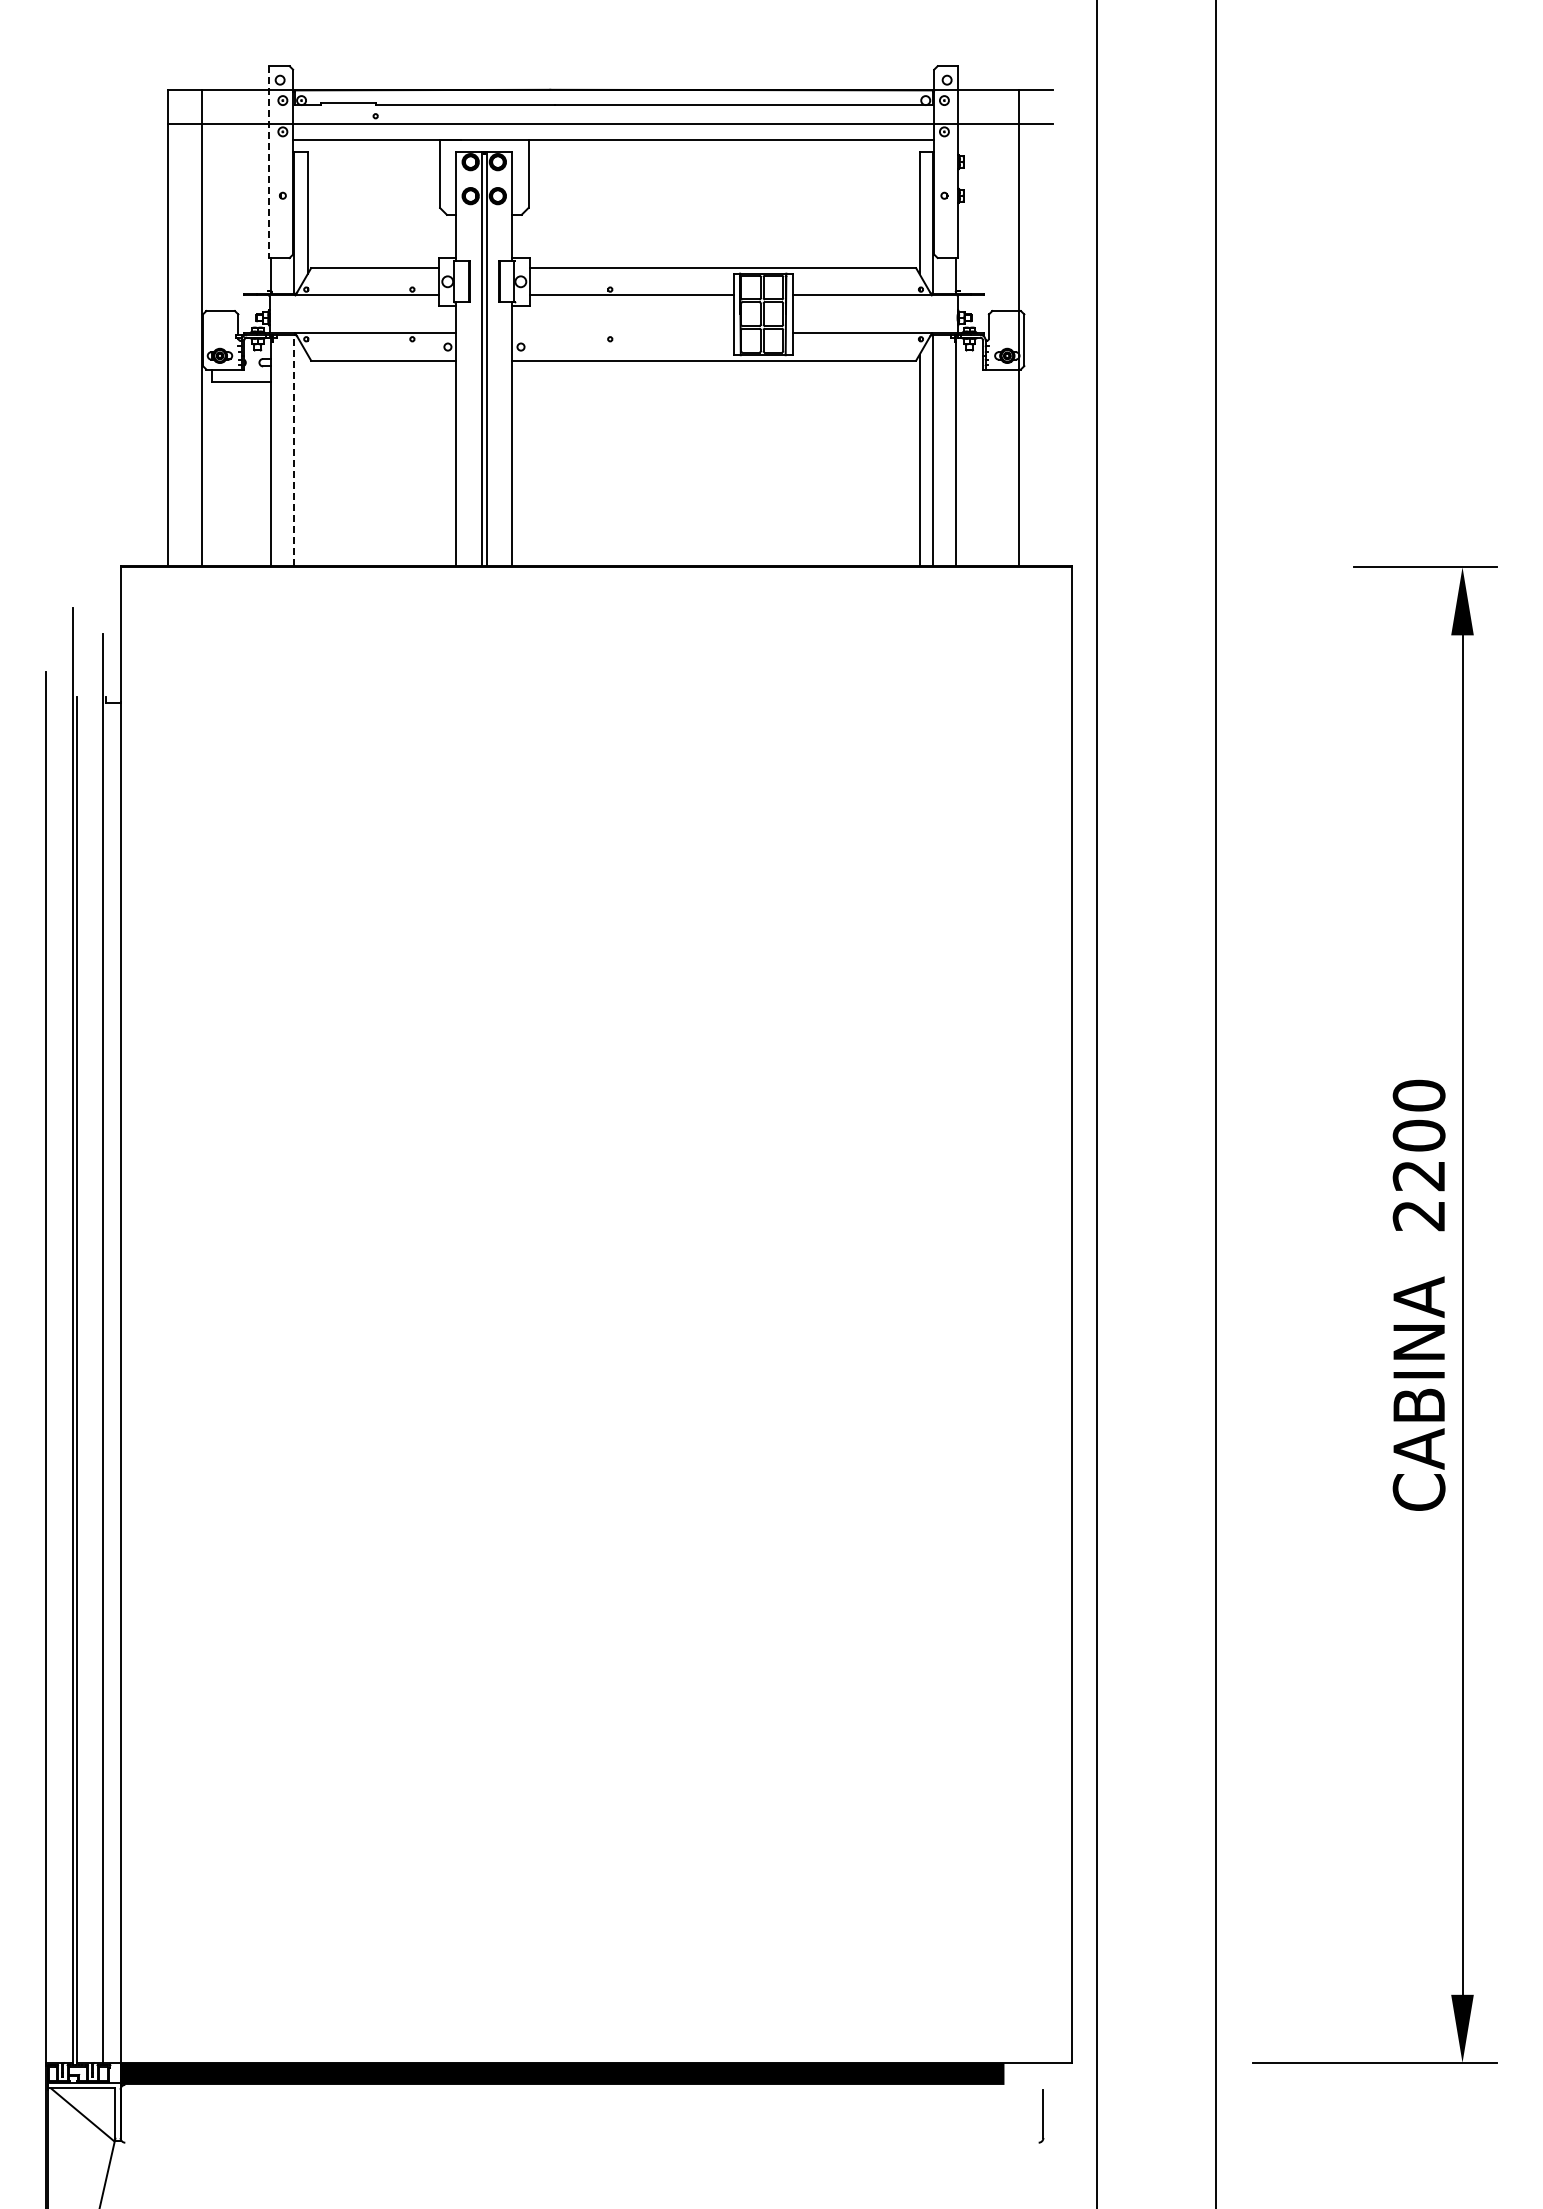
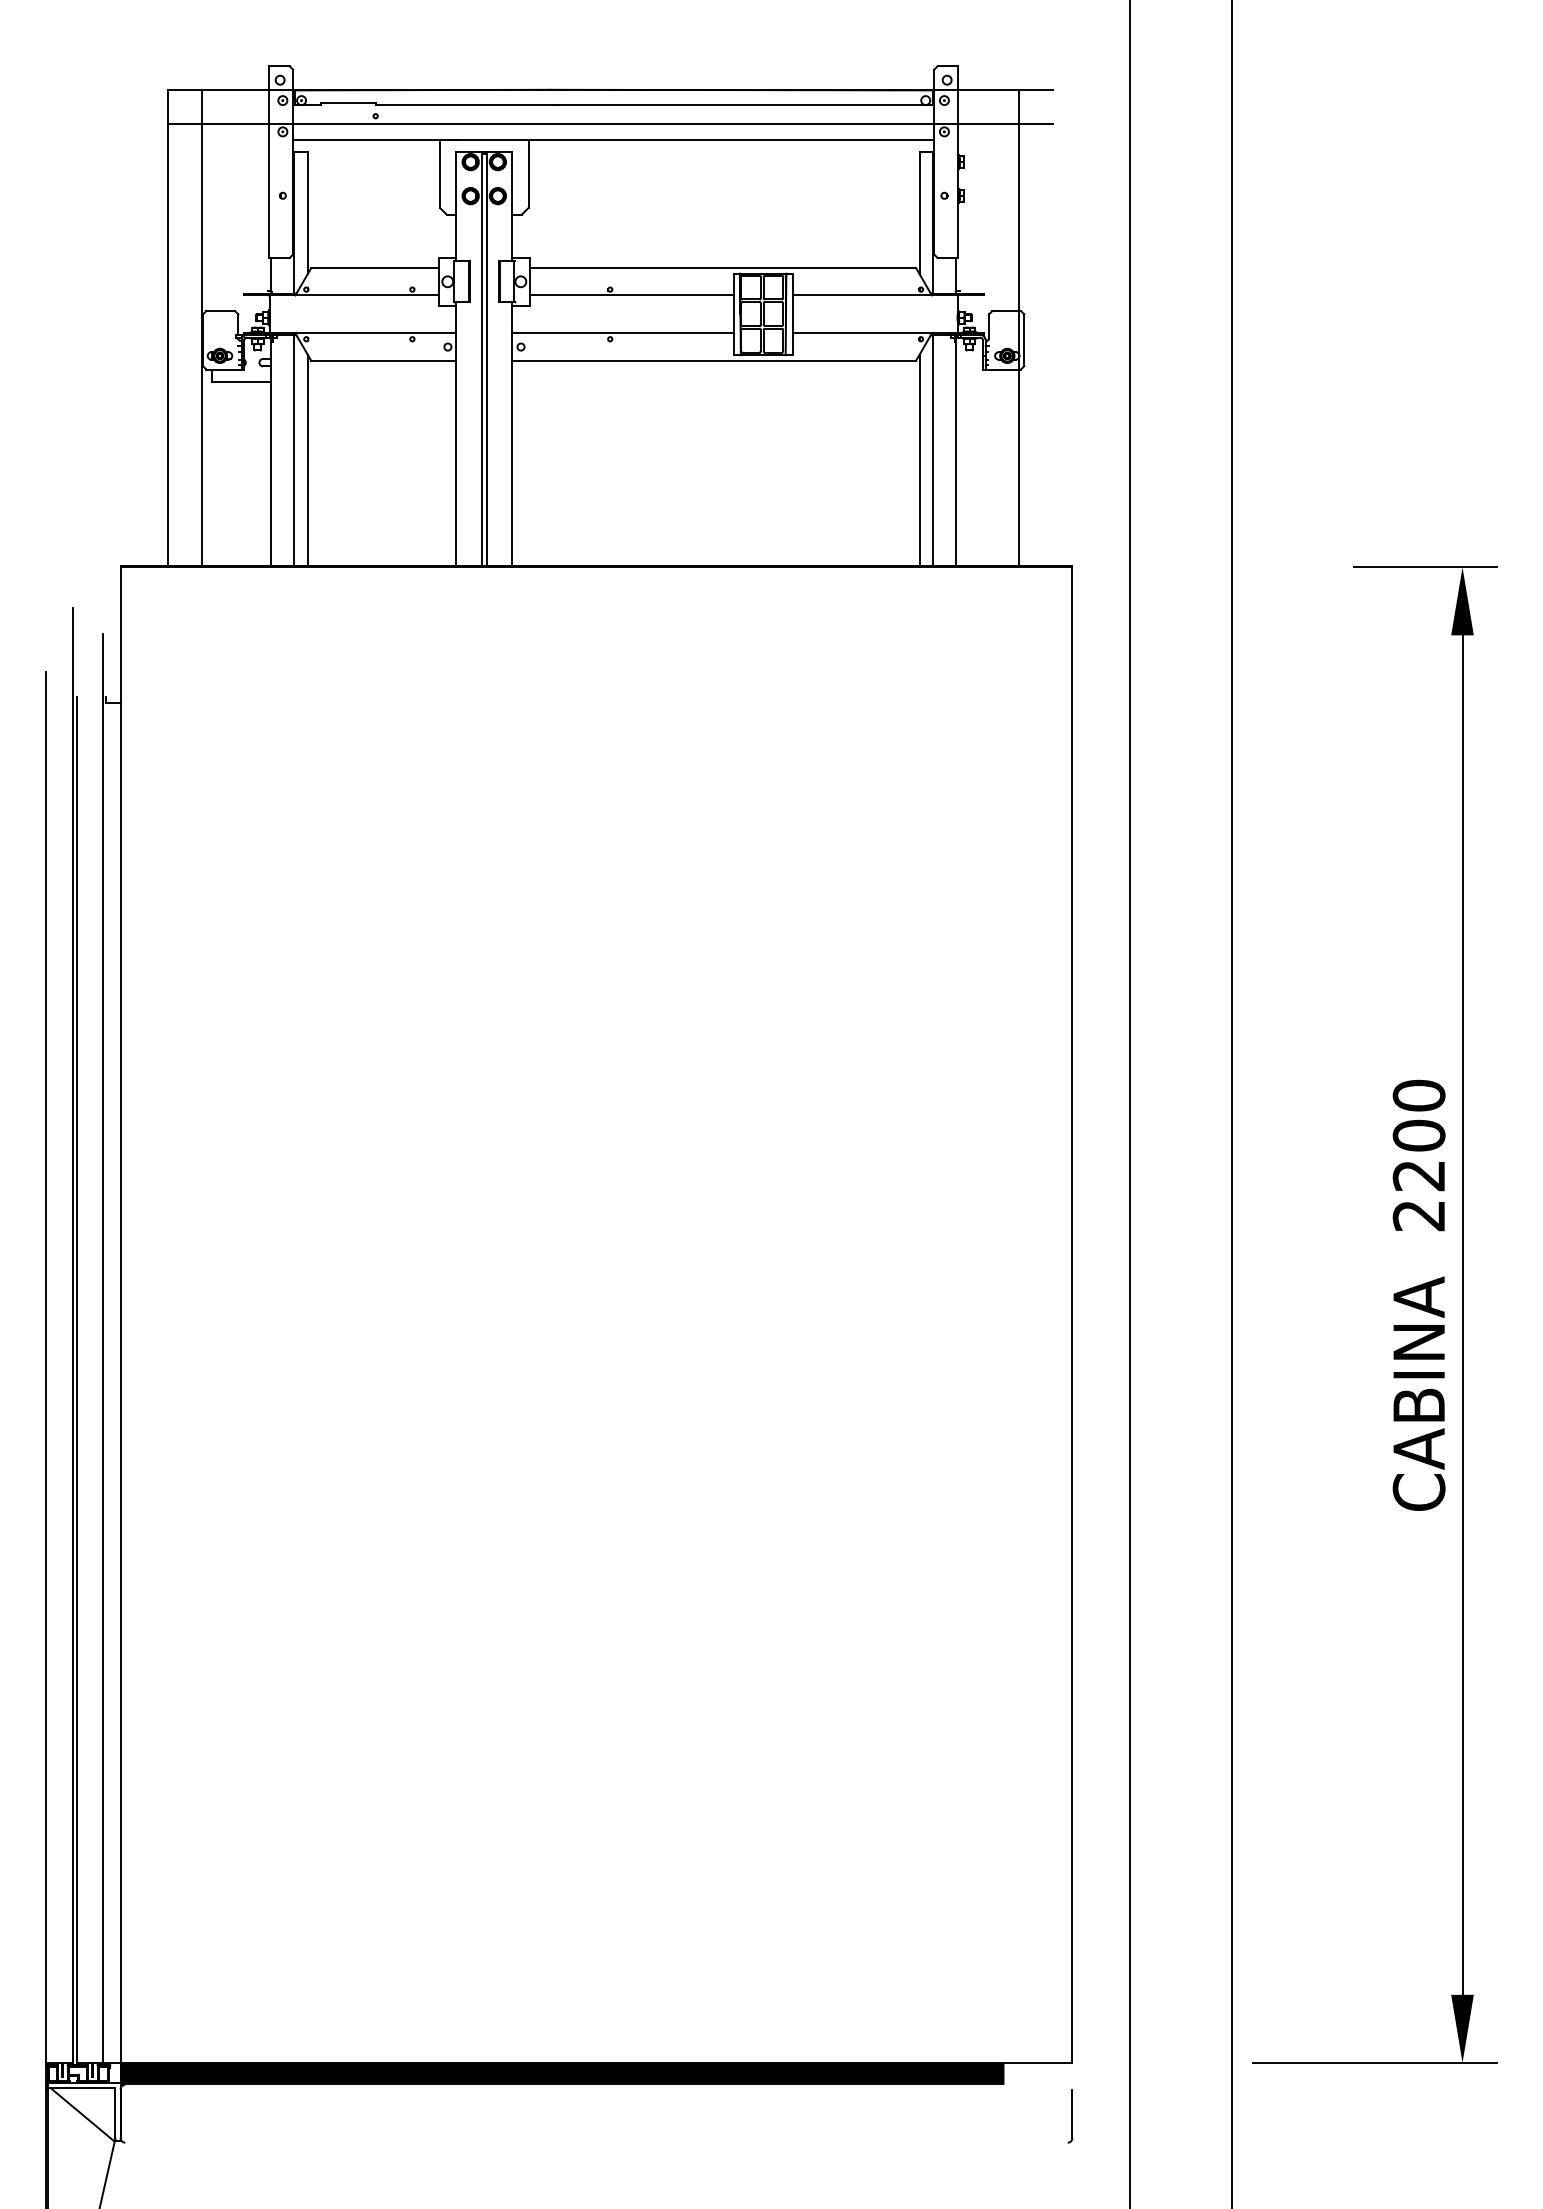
line: dashed -> solid (269, 162)
line: none -> present (622, 333)
line: dashed -> solid (294, 450)
line: none -> present (307, 460)
line position: (1097, 1103) -> (1130, 1103) (1130, 1103)
line position: (1216, 1103) -> (1232, 1103) (1232, 1103)
part position: (1041, 2116) -> (1070, 2116) (1070, 2116)
